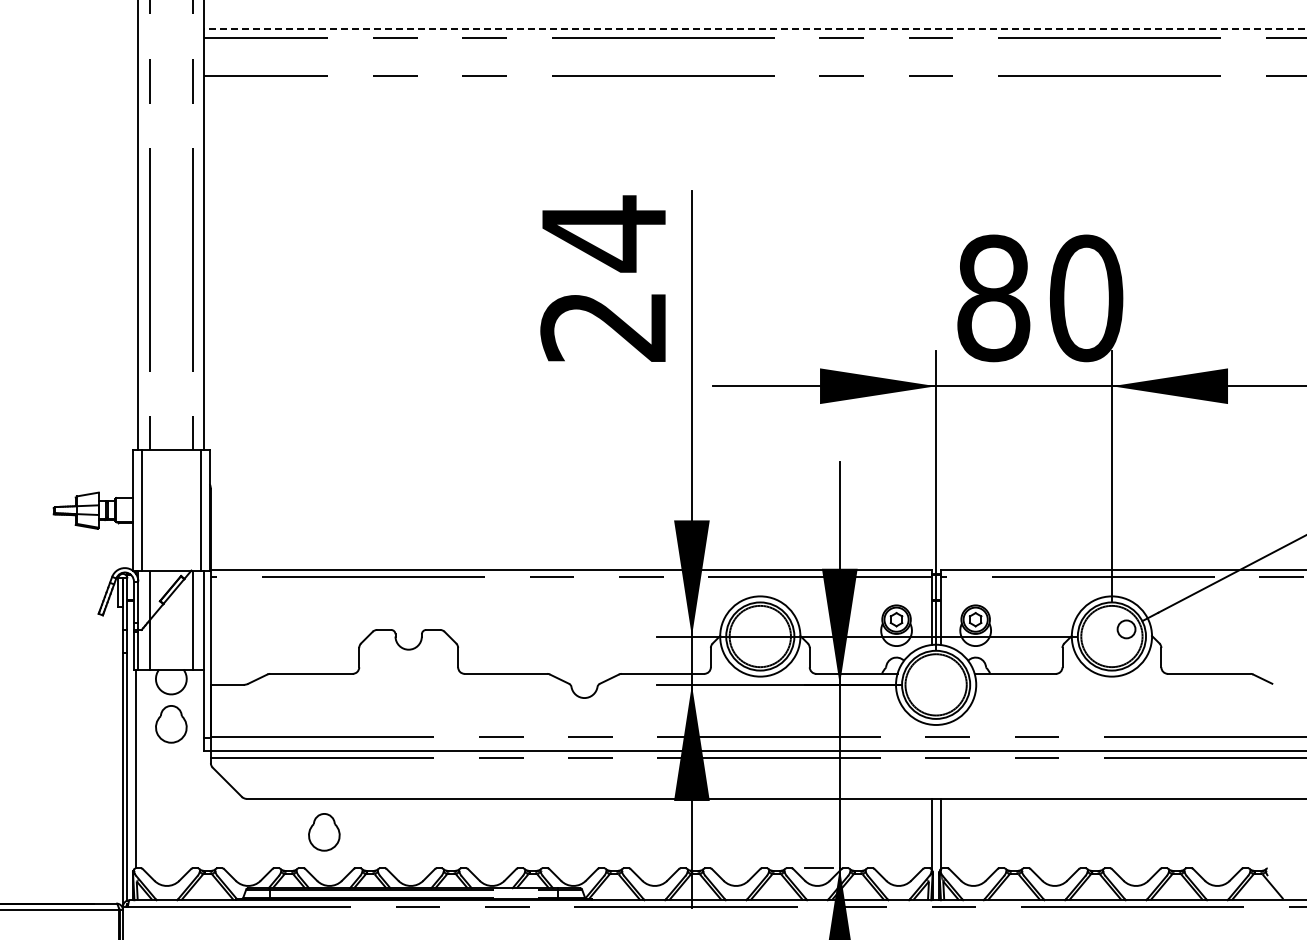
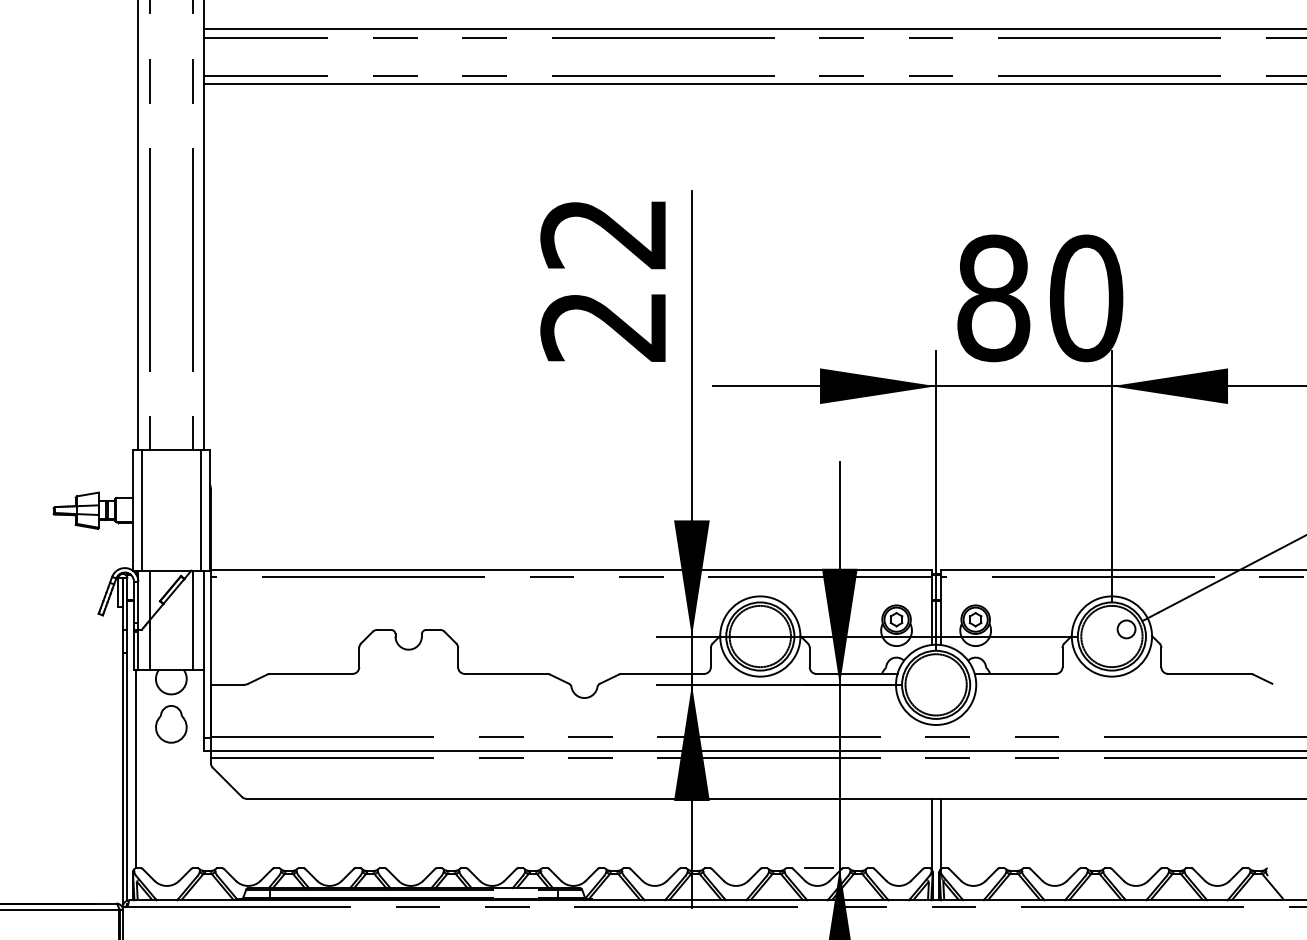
line: dashed -> solid (755, 29)
line: none -> present (753, 84)
text: 24 -> 22 (602, 233)
part: present -> none (324, 832)
